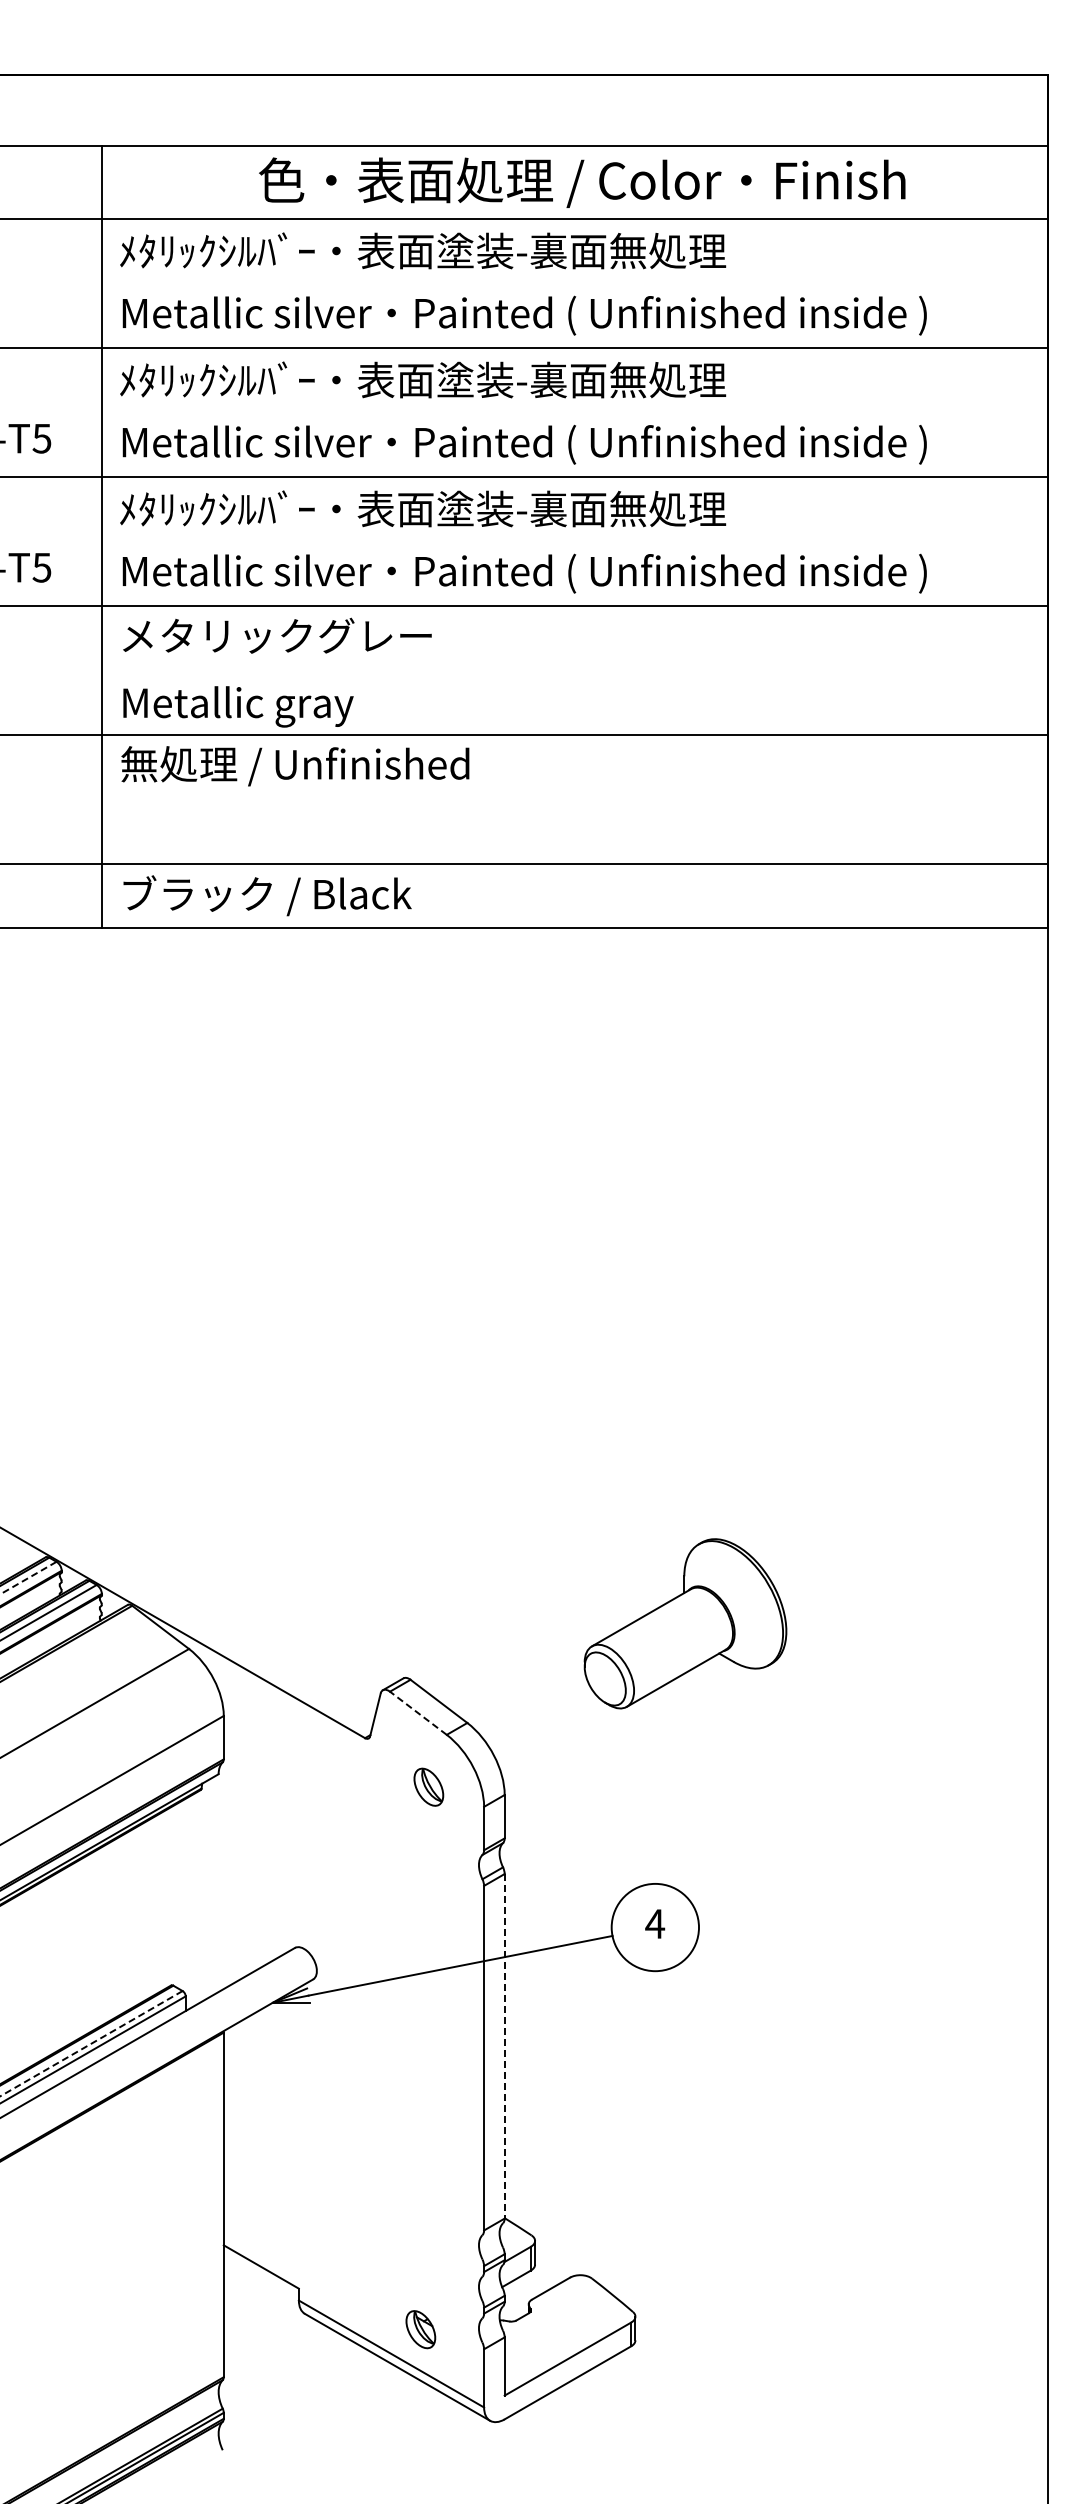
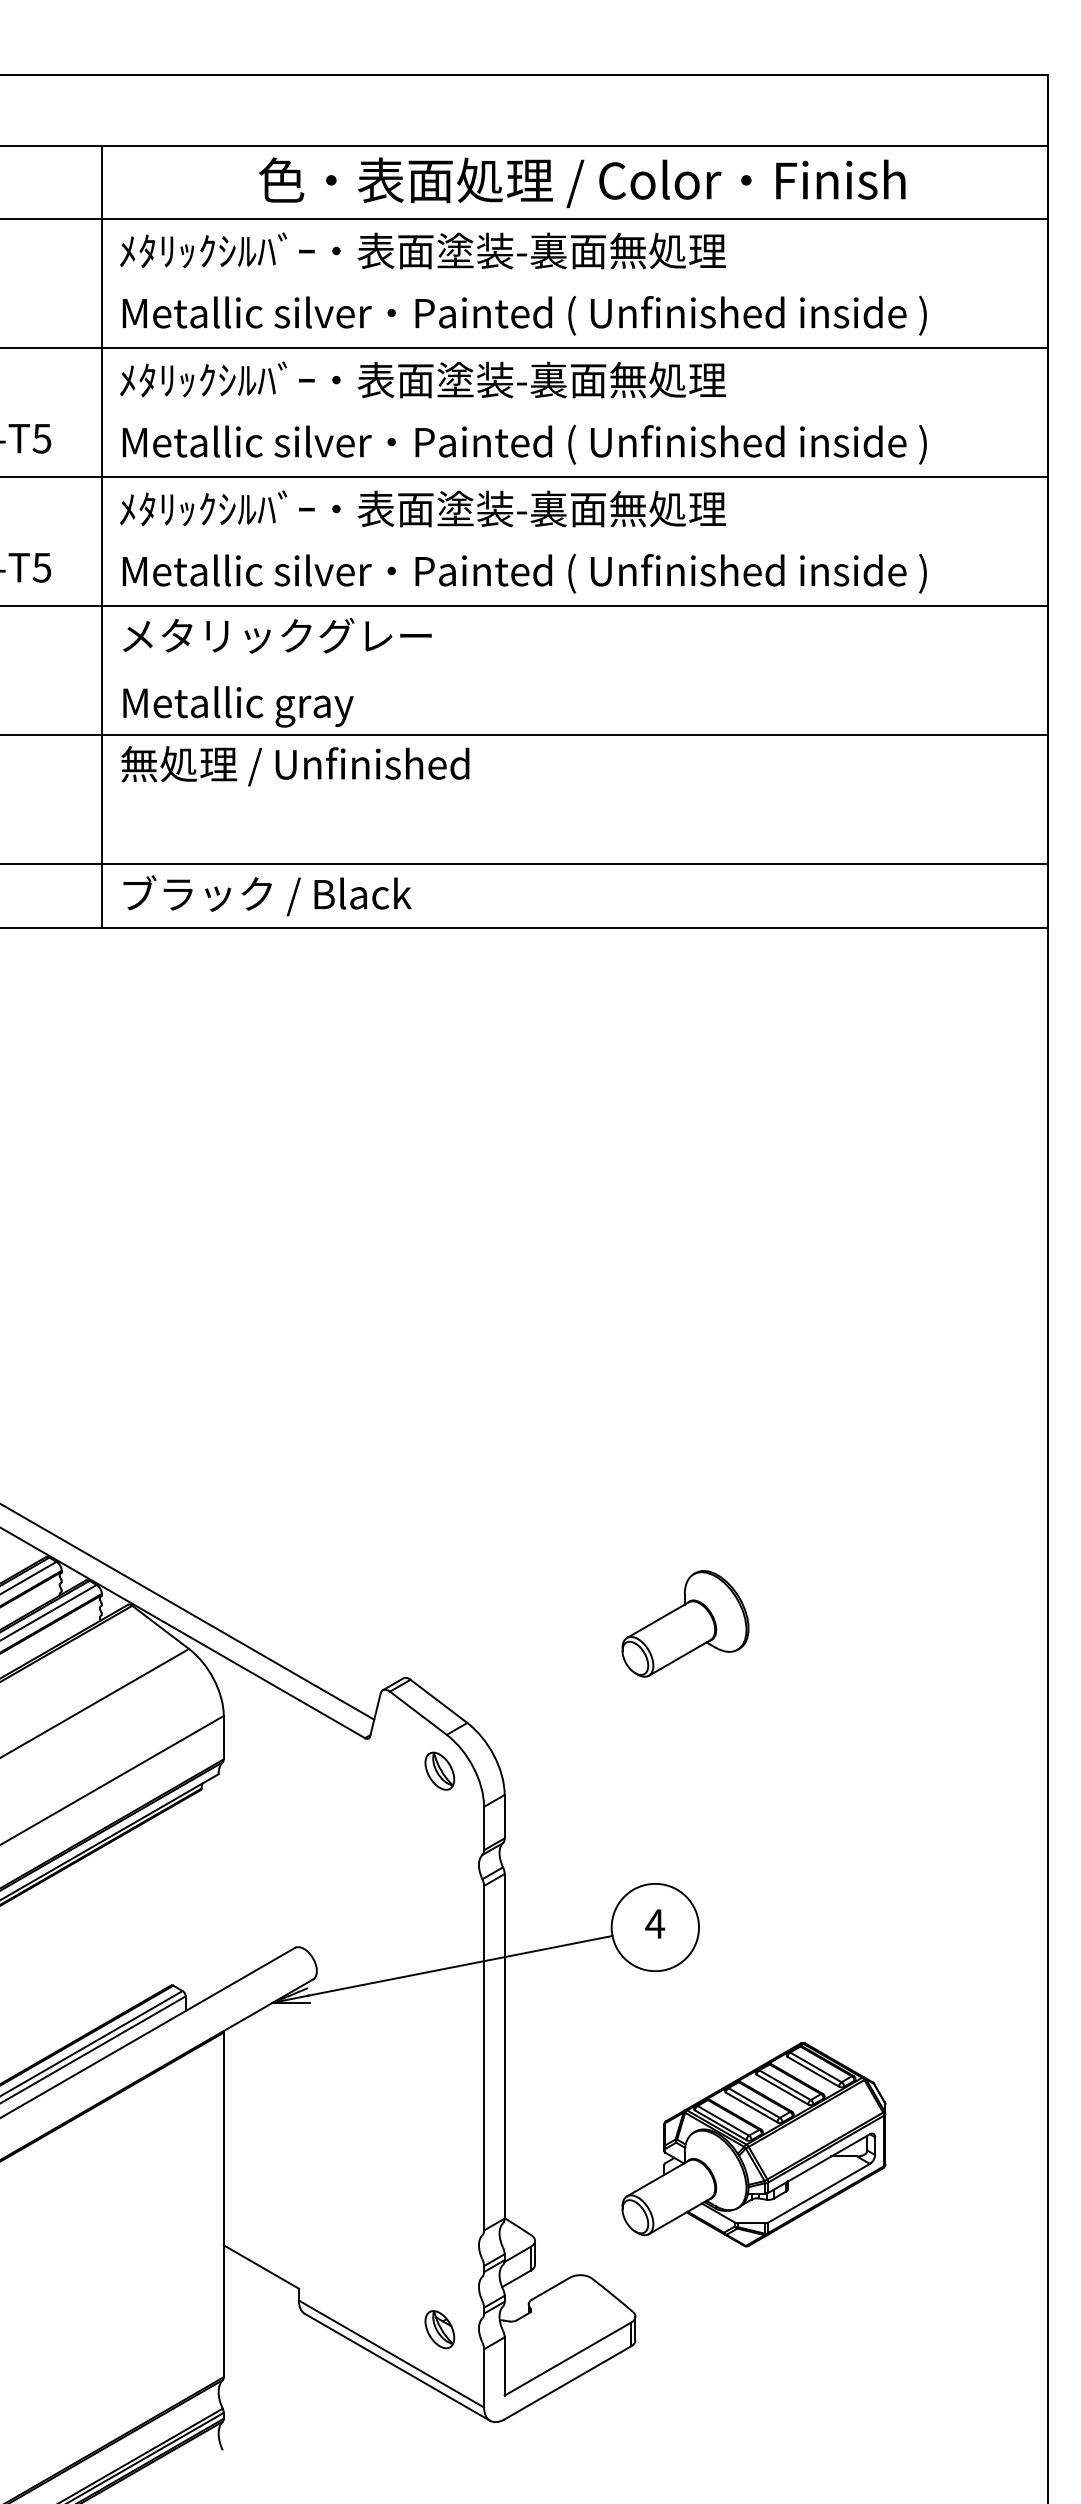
line: dashed -> solid (28, 1578)
line: none -> present (188, 1612)
part size: 205x172 px -> 129x108 px (685, 1623)
line: dashed -> solid (418, 1713)
part position: (428, 1786) -> (439, 1770) (439, 1770)
line: dashed -> solid (90, 2044)
line: dashed -> solid (504, 2046)
part: none -> present (753, 2144)
part position: (420, 2329) -> (439, 2329) (439, 2329)
